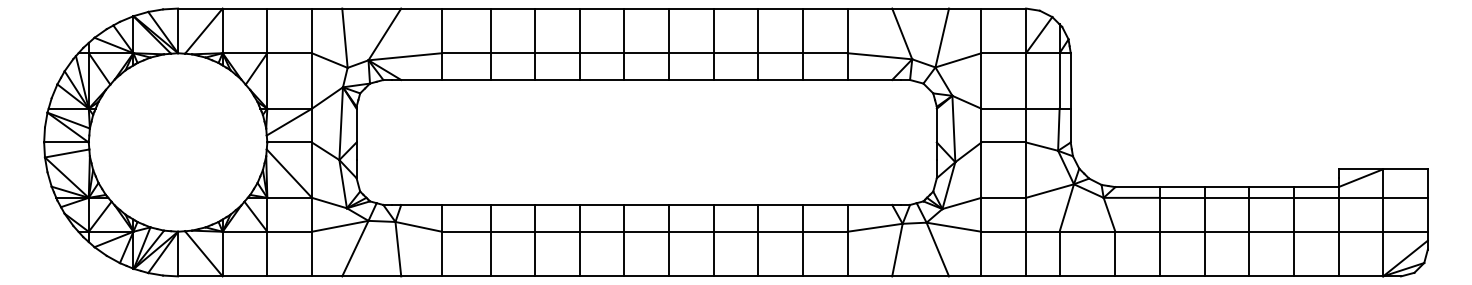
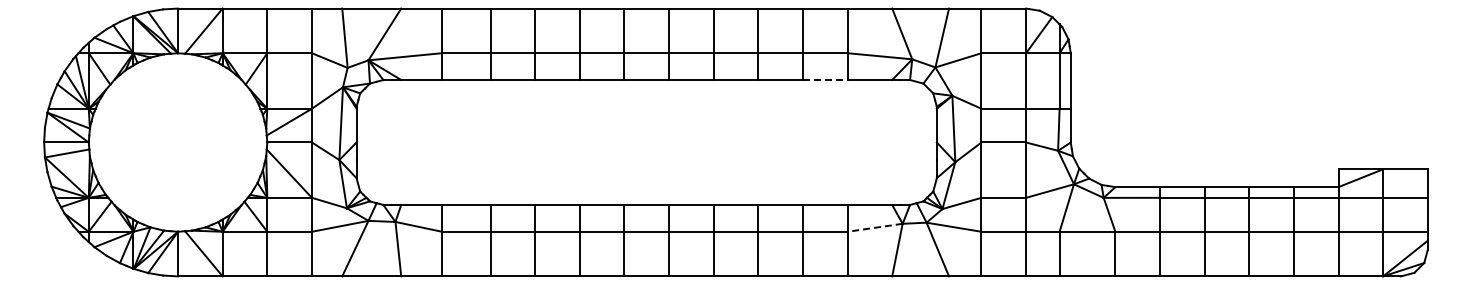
line: solid -> dashed (825, 80)
line: solid -> dashed (875, 227)
